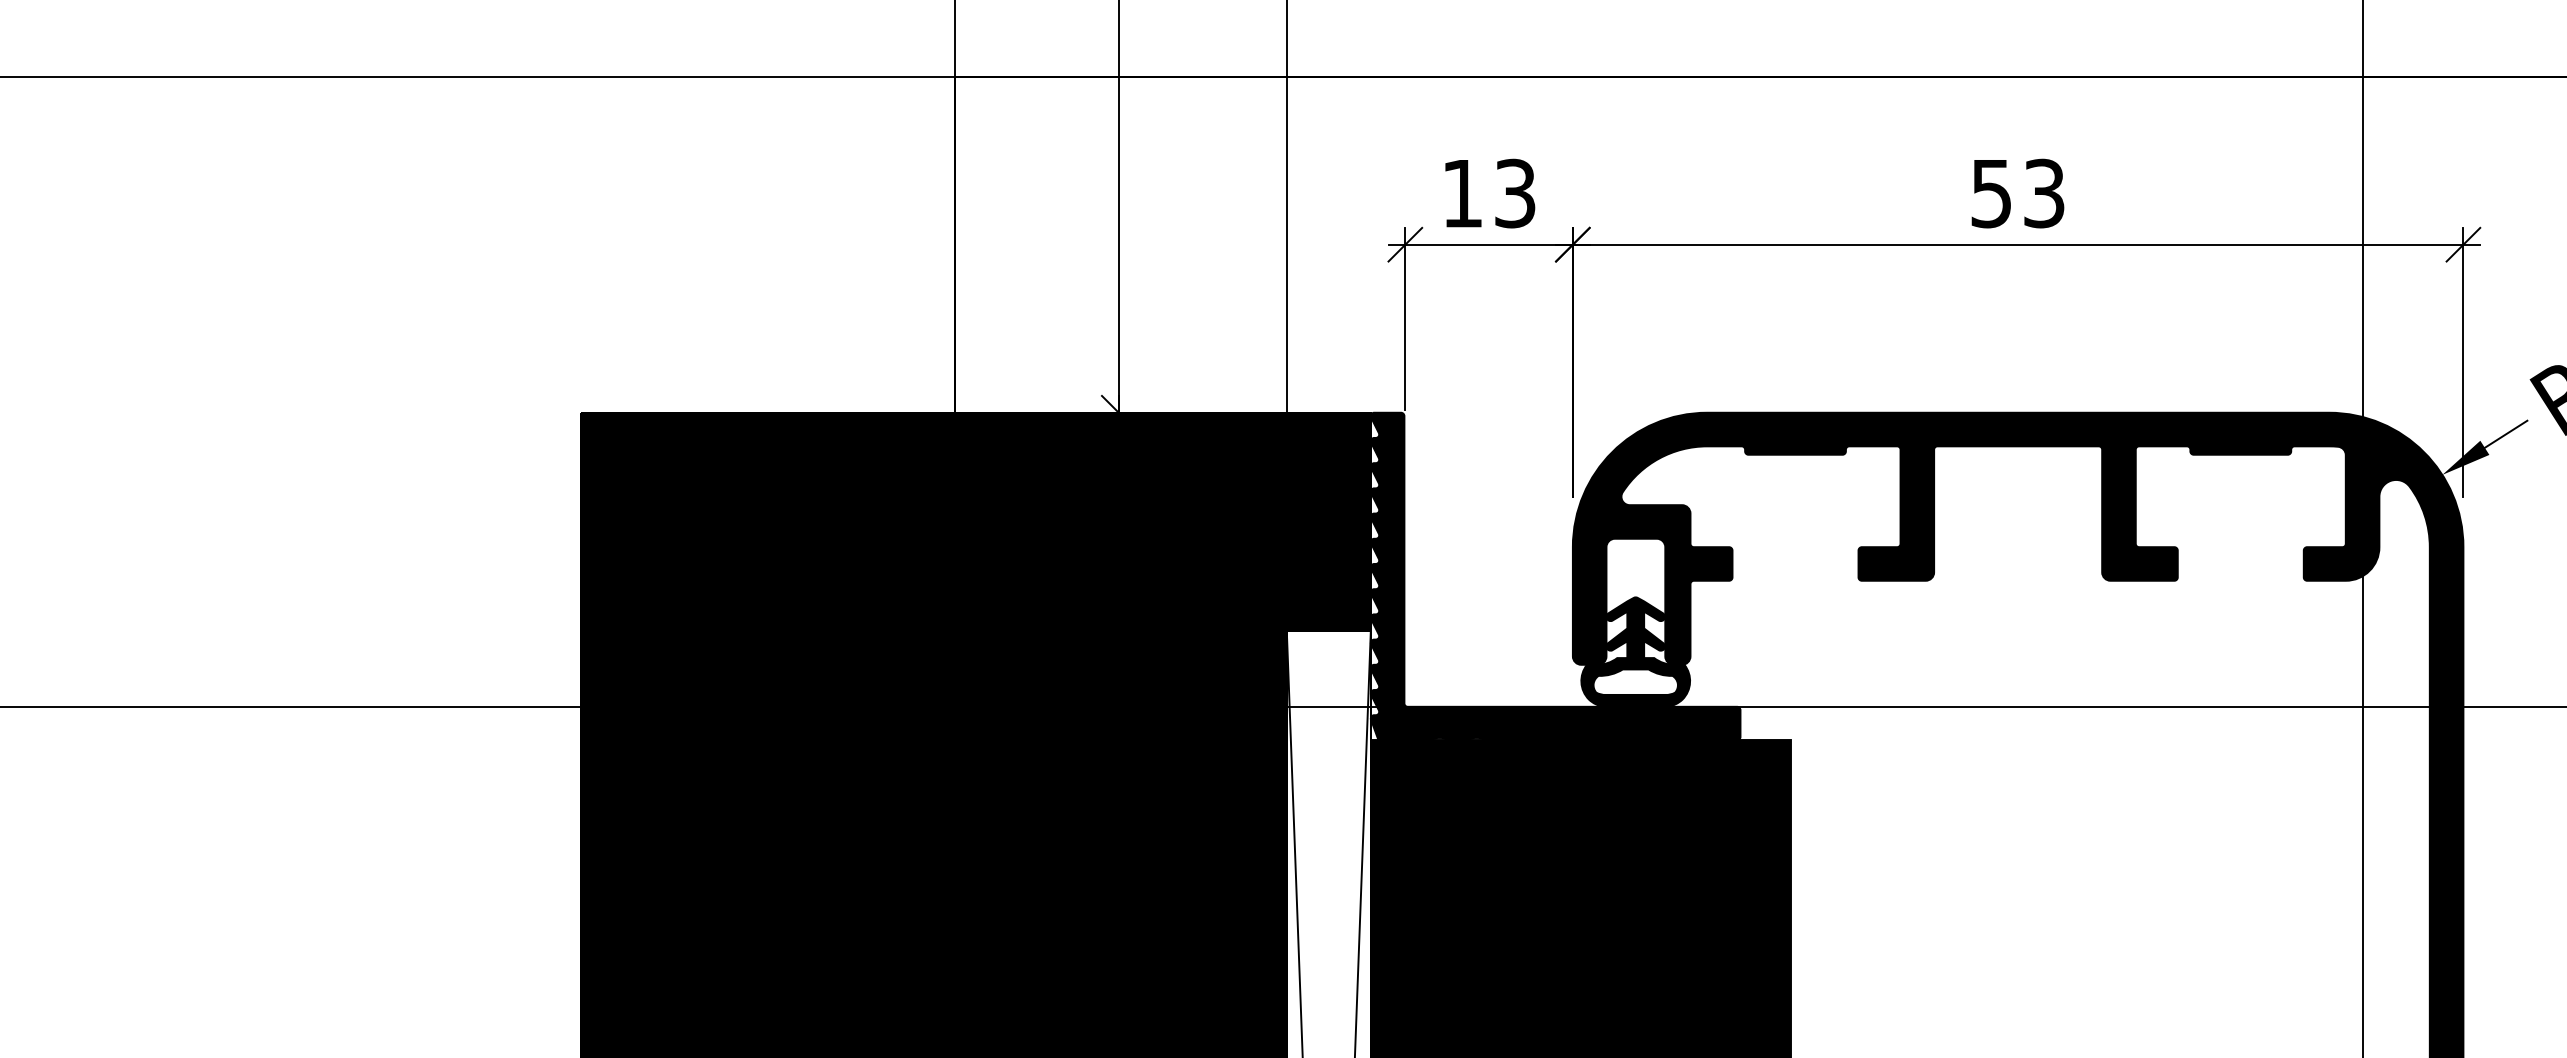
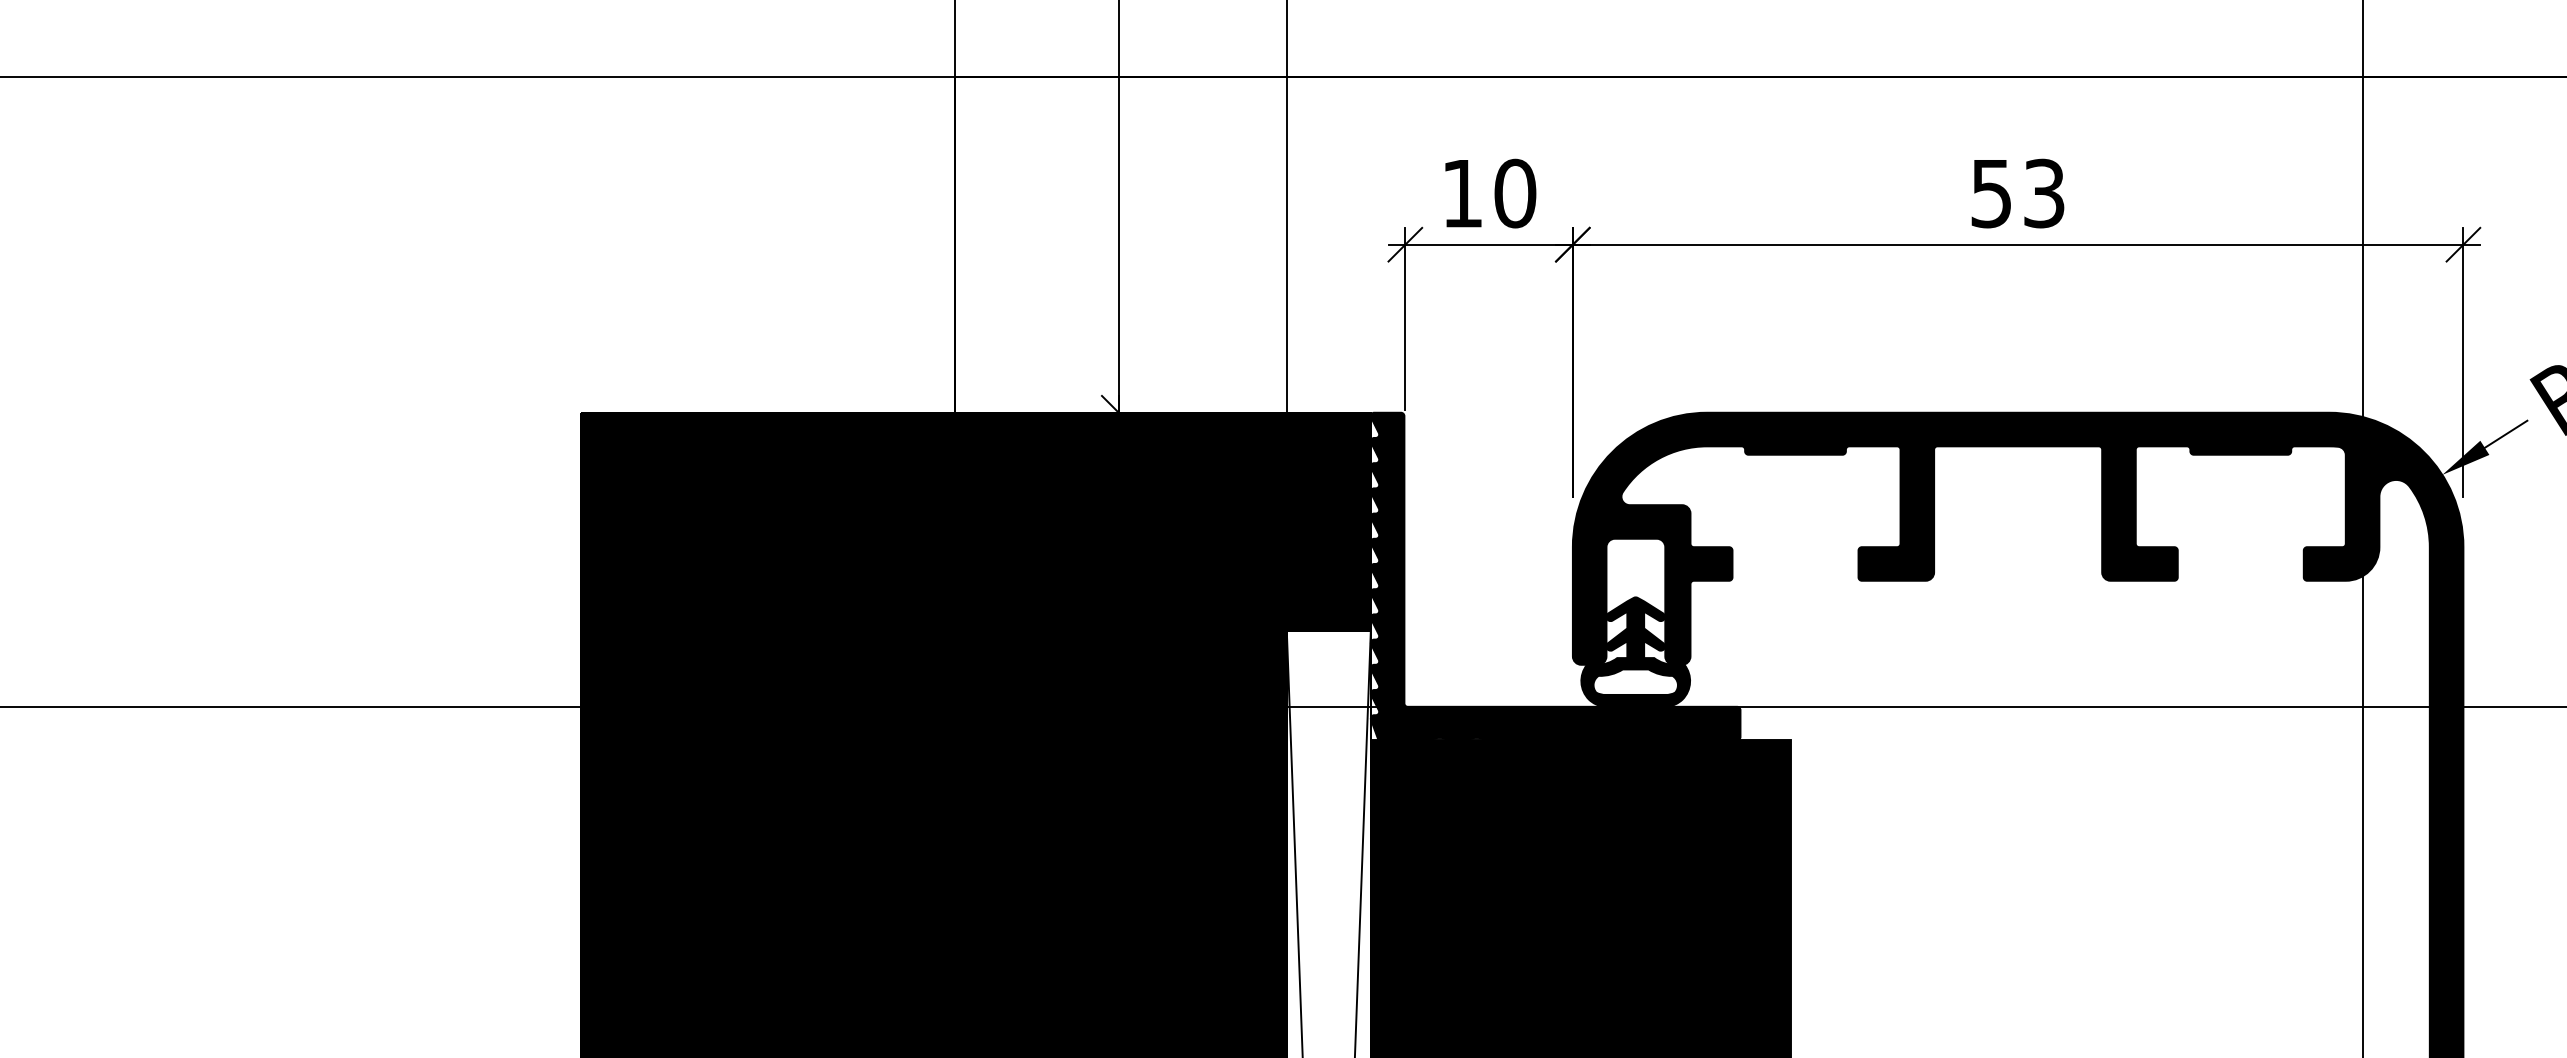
text: 13 -> 10 (1515, 193)
